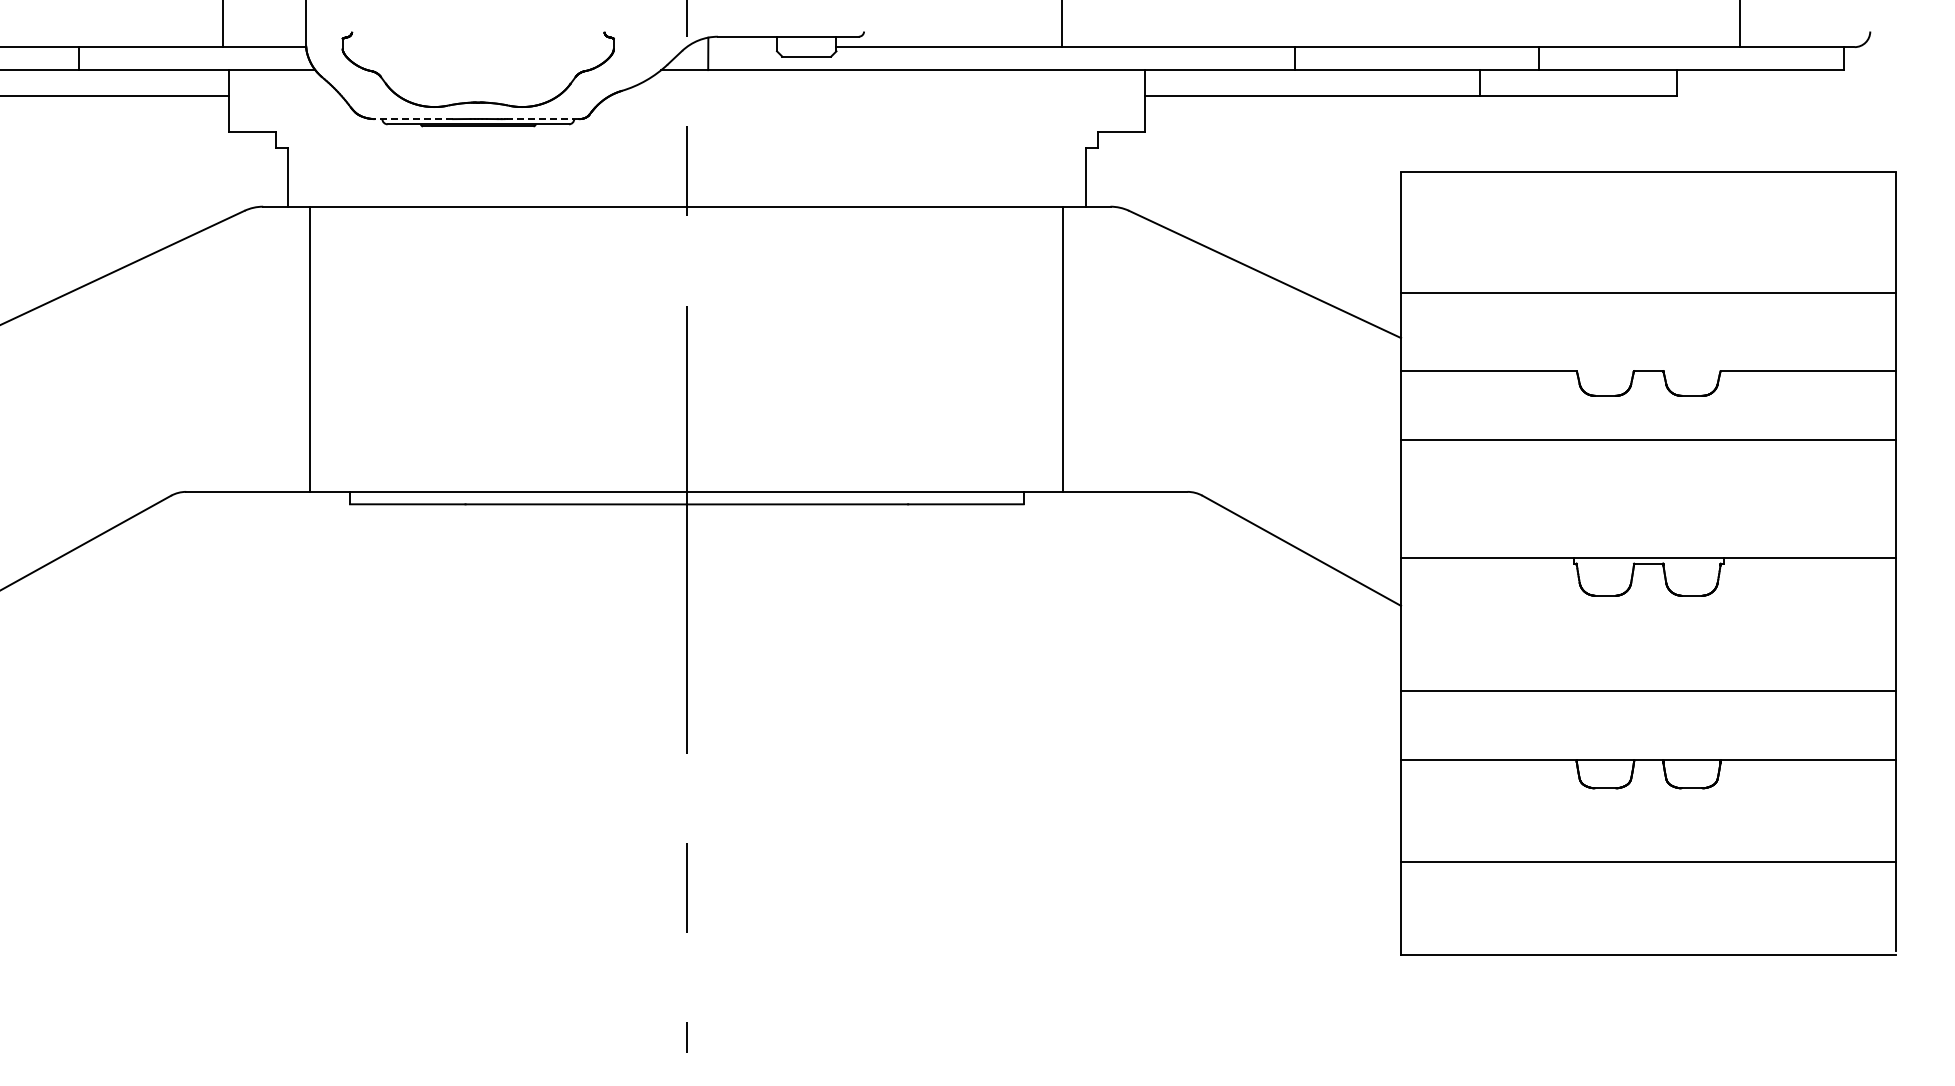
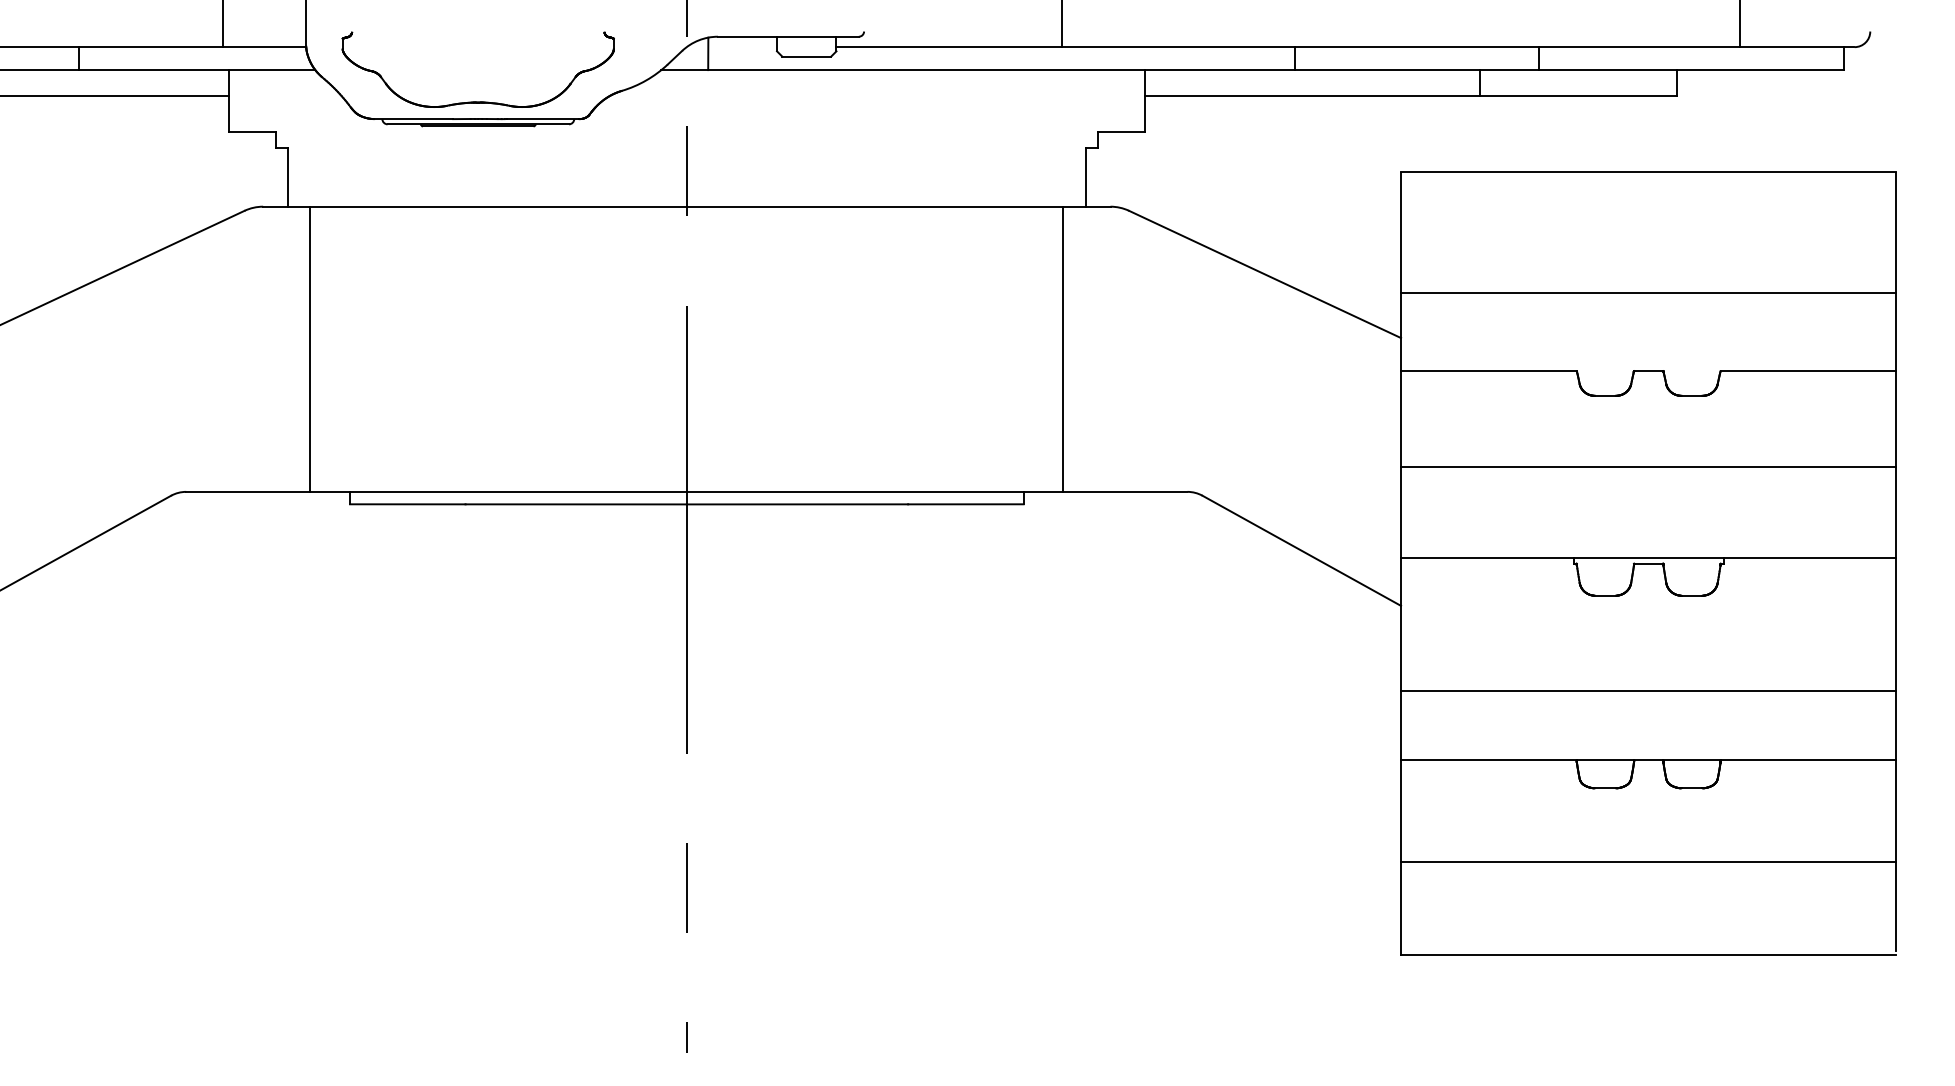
line: dashed -> solid (413, 119)
line: dashed -> solid (542, 119)
line position: (1648, 439) -> (1648, 466) (1648, 466)
